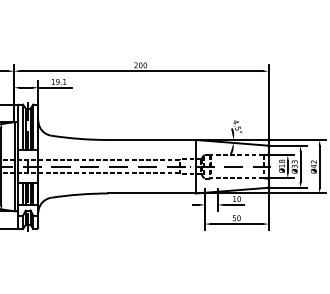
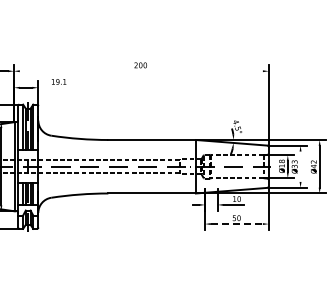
line: present -> none (140, 71)
line: present -> none (55, 87)
line: present -> none (300, 166)
line: solid -> dashed (237, 224)
